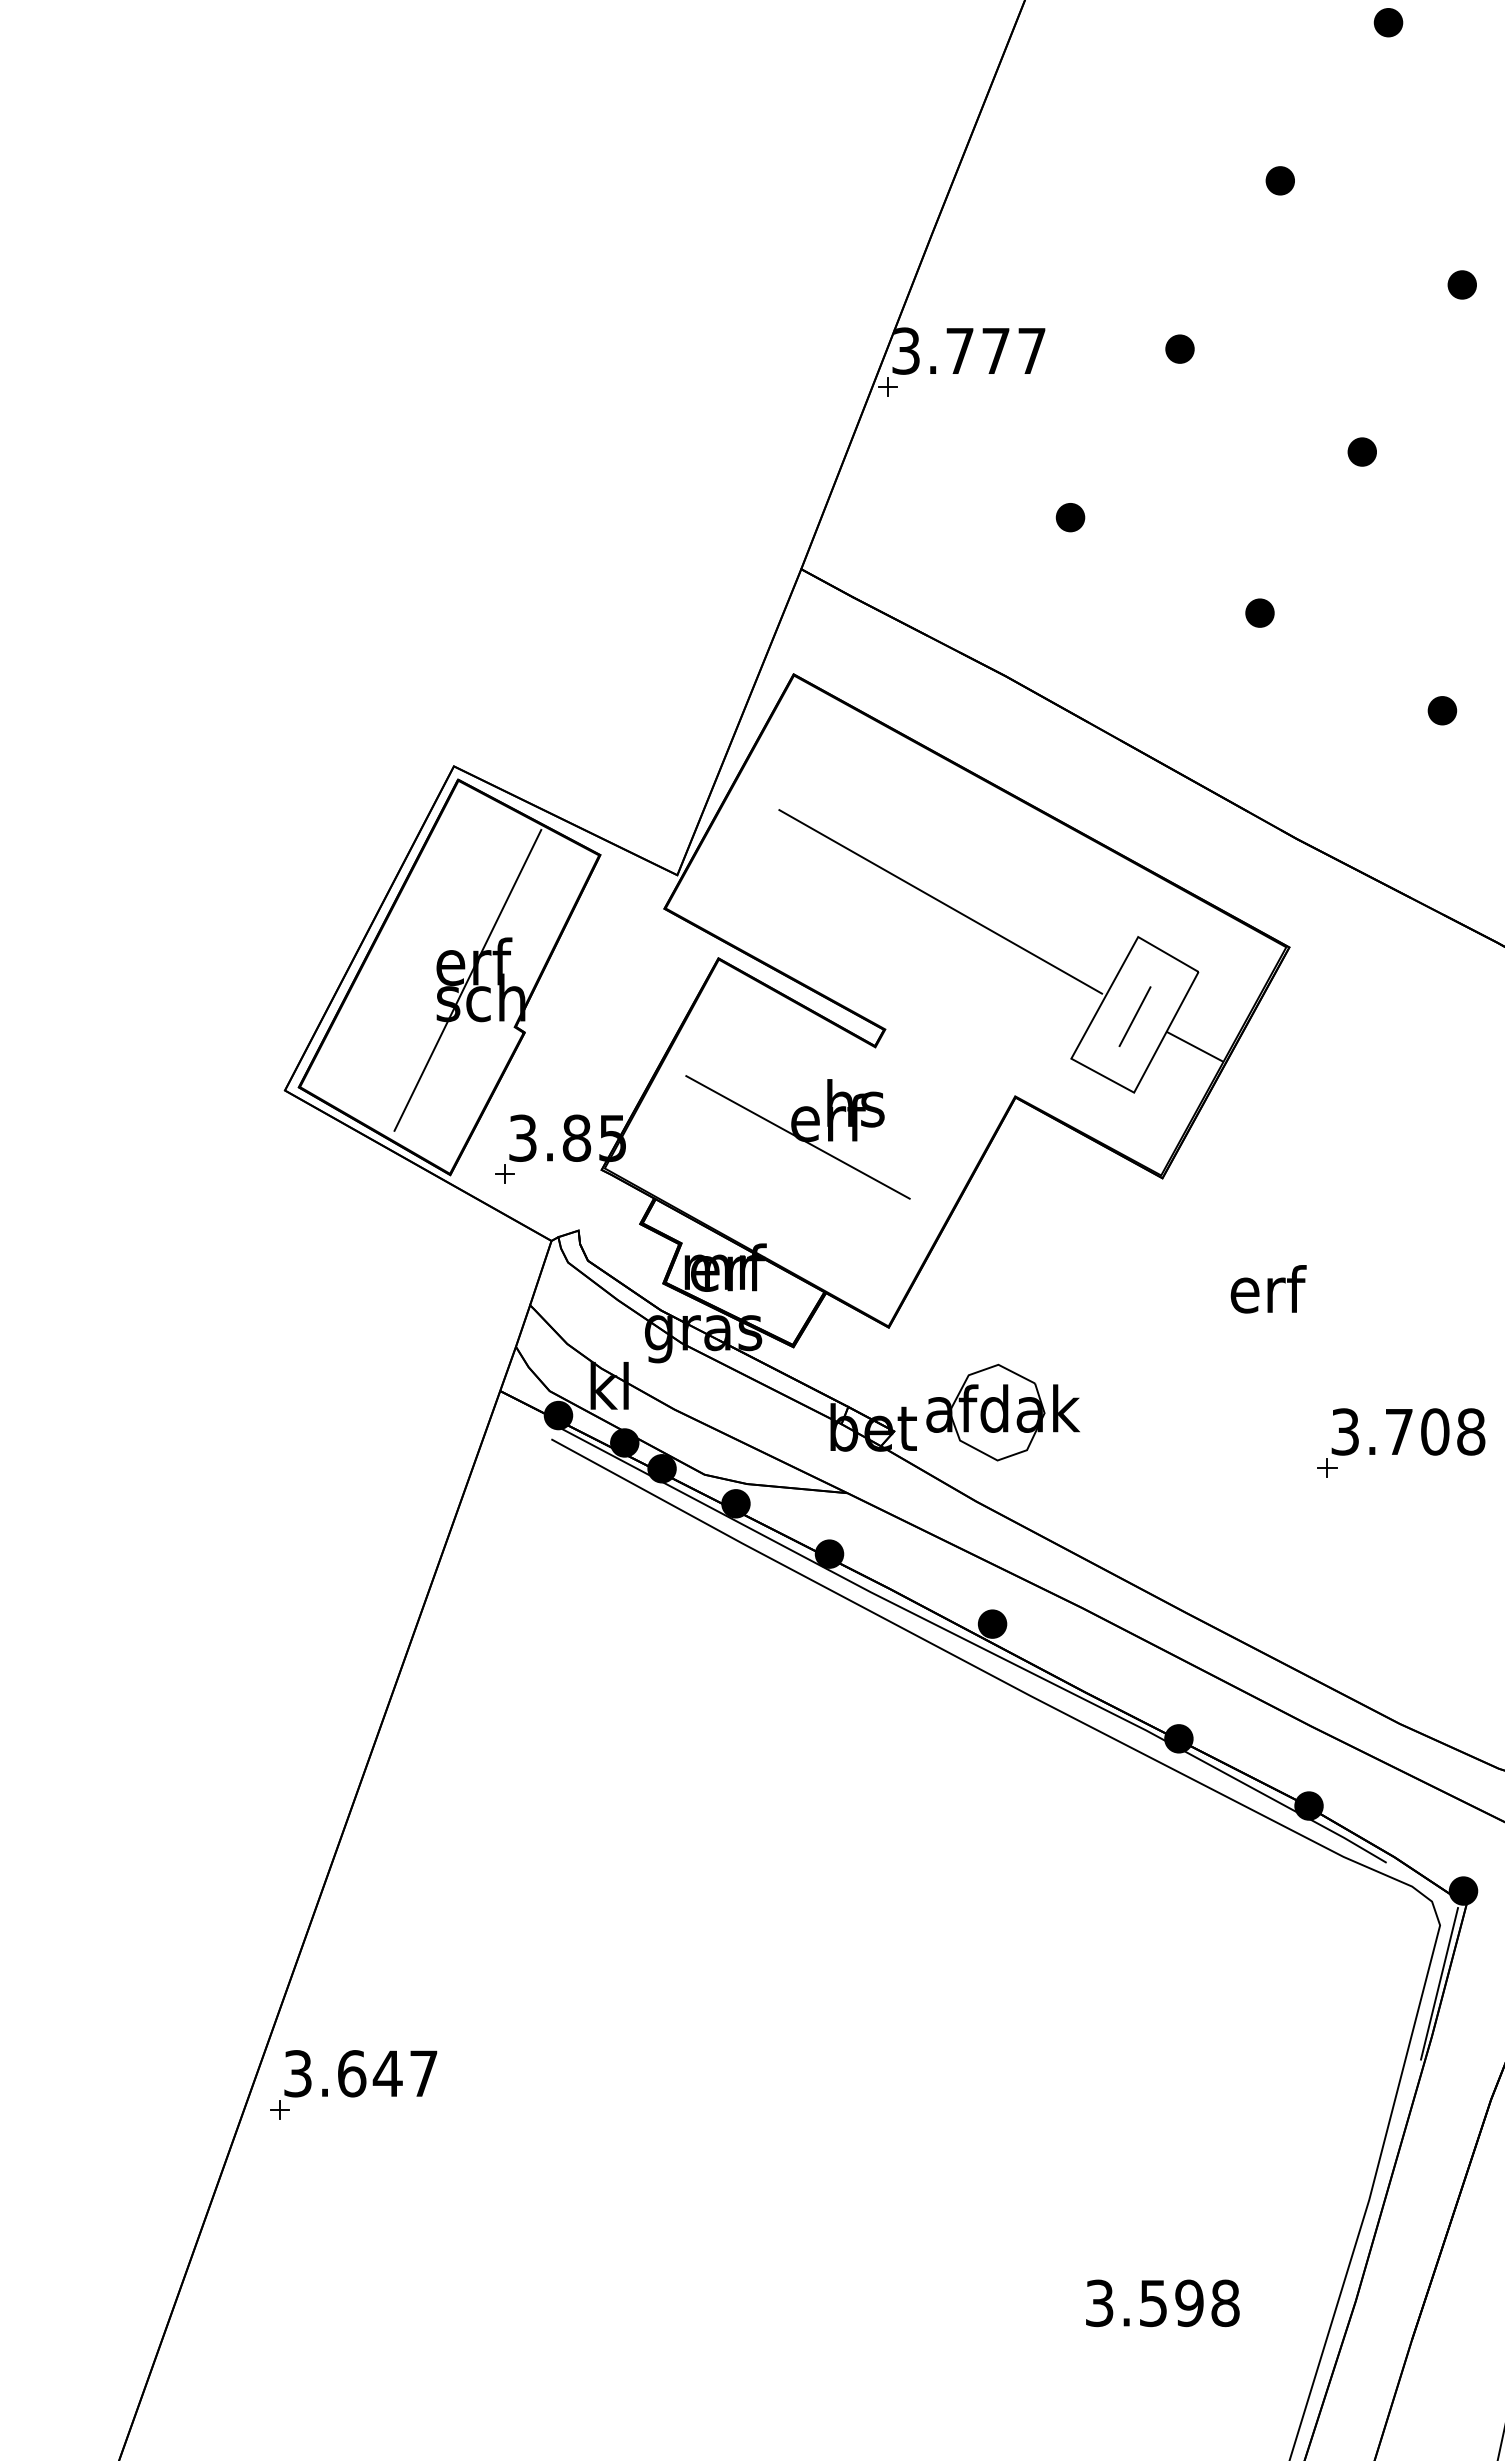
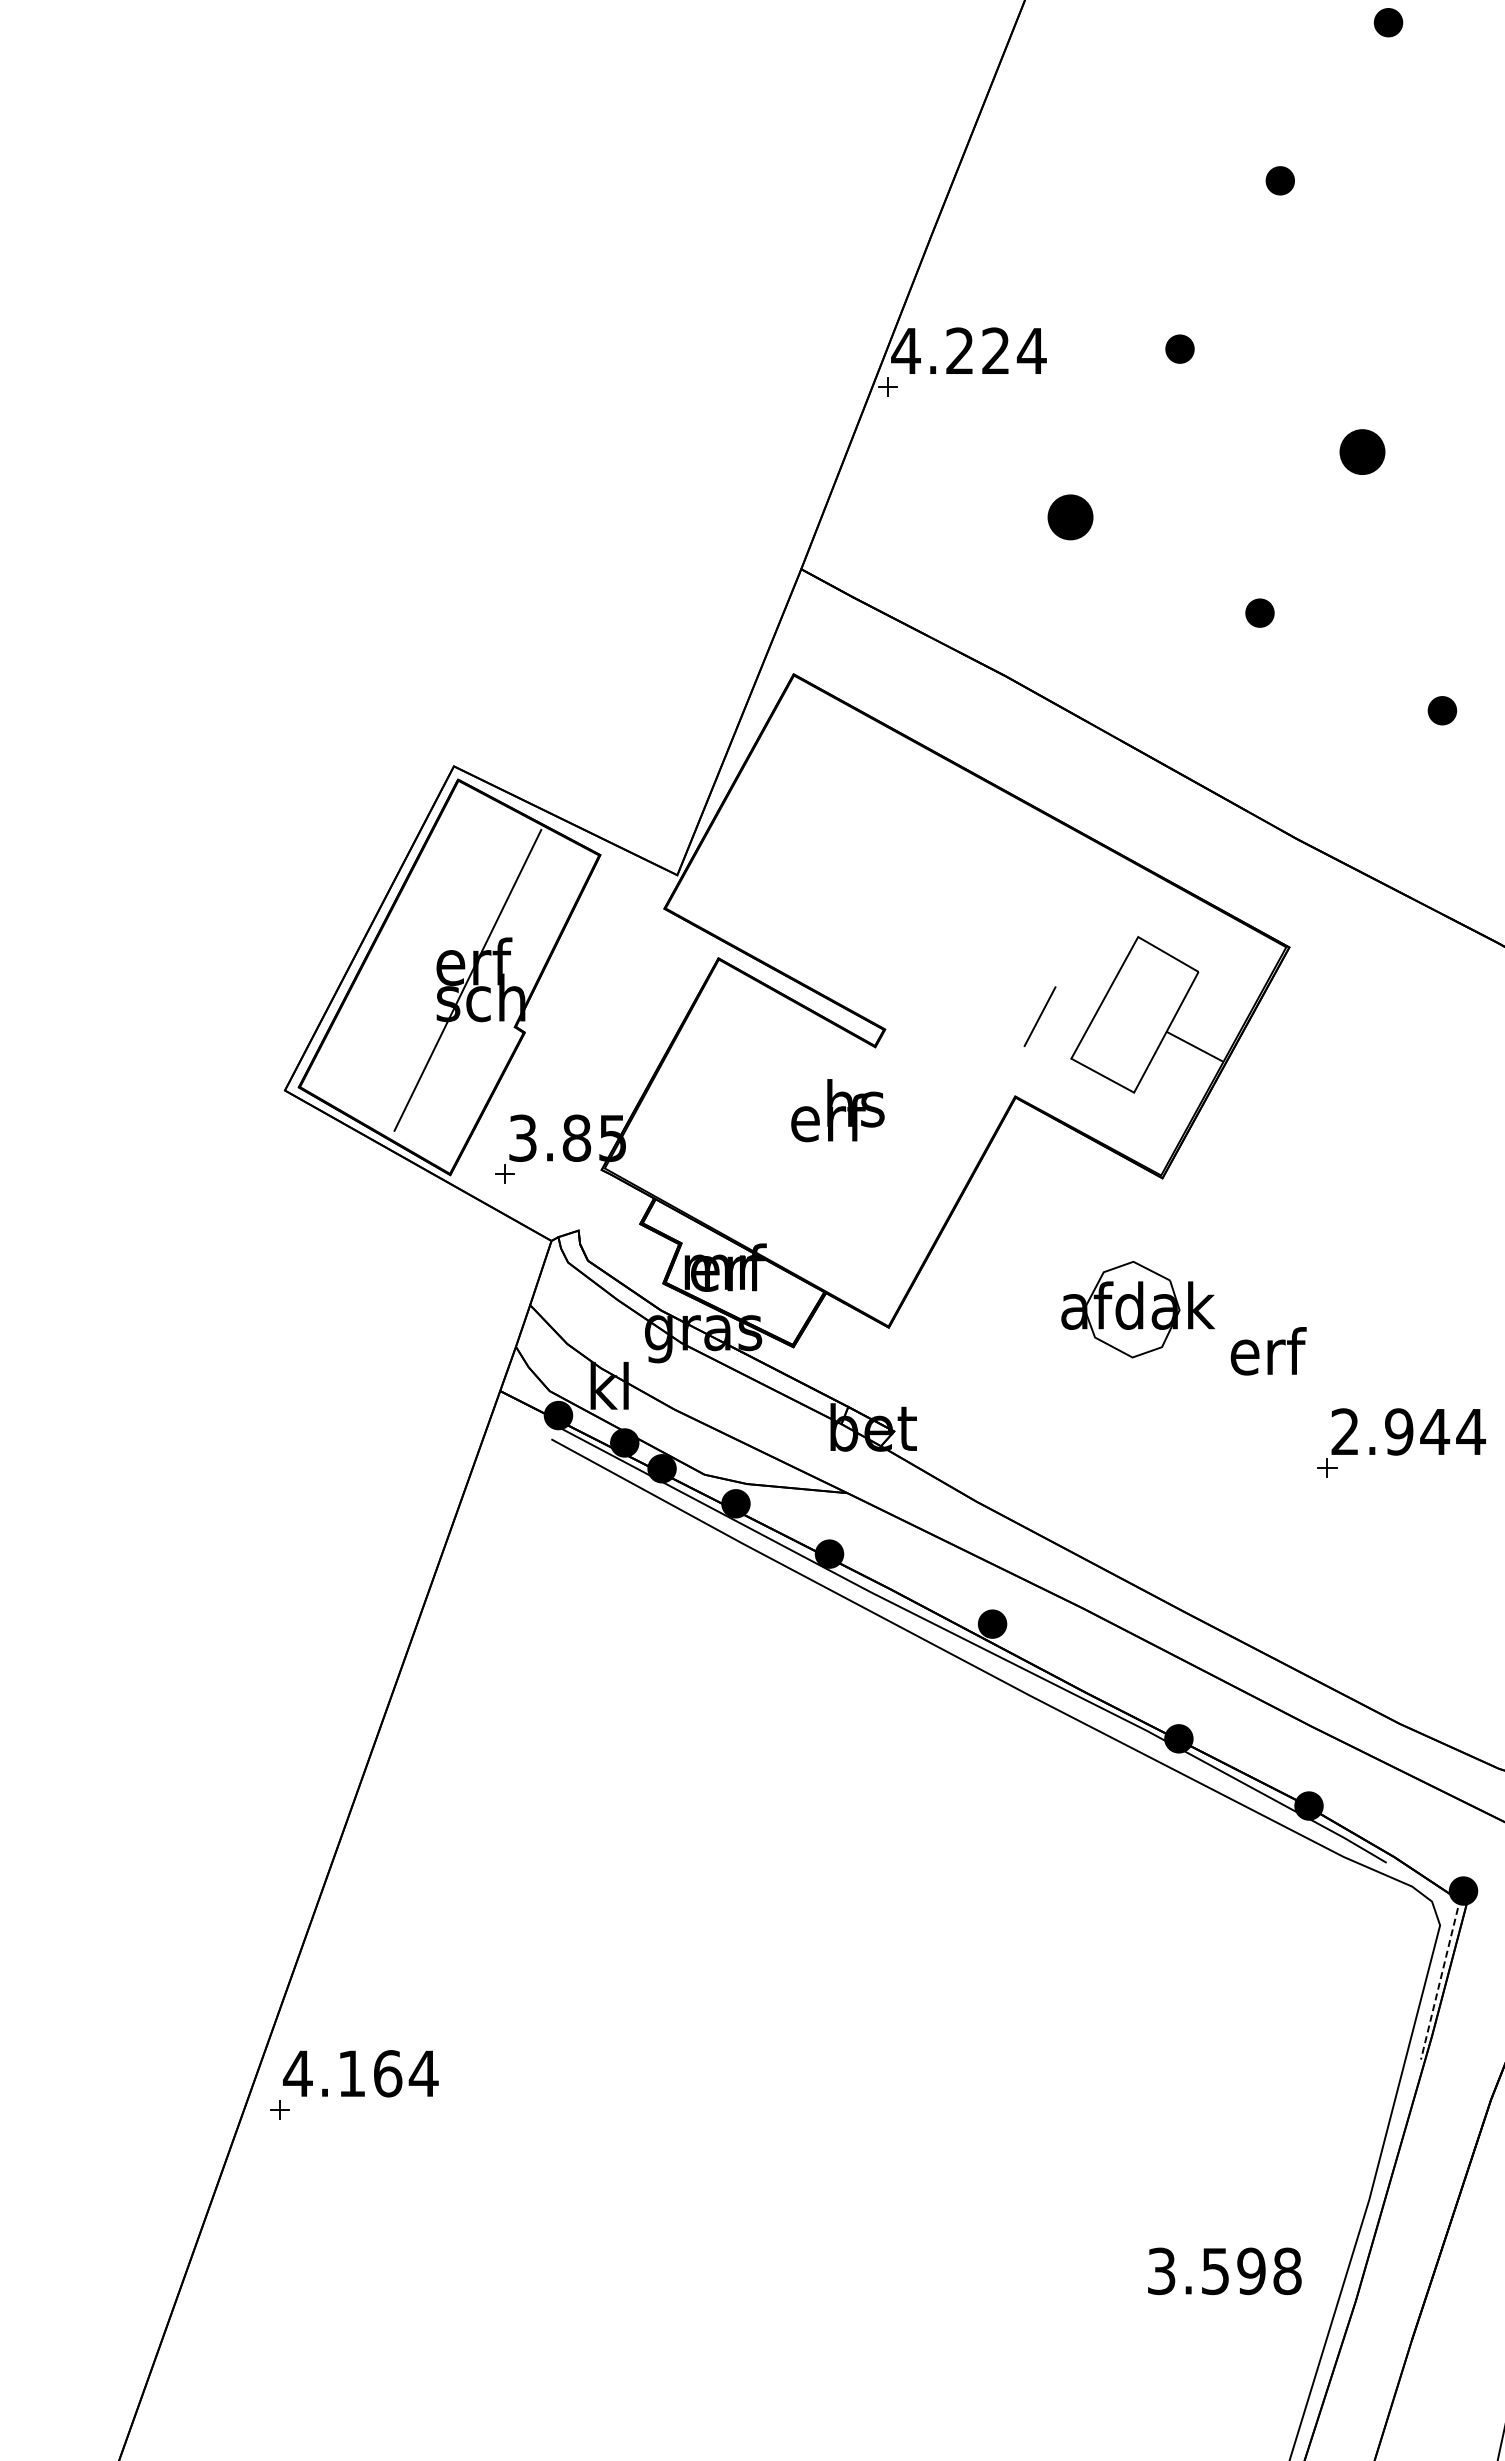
part: present -> none (1461, 284)
text: 3.777 -> 4.224 (968, 350)
part size: 30x30 px -> 47x46 px (1362, 451)
part size: 31x30 px -> 47x47 px (1070, 517)
line: present -> none (940, 901)
line position: (1134, 1016) -> (1039, 1016) (1039, 1016)
line: present -> none (797, 1137)
text position: (1268, 1289) -> (1268, 1351) (1268, 1351)
part position: (1002, 1412) -> (1137, 1309) (1137, 1309)
text: 3.708 -> 2.944 (1408, 1431)
line: solid -> dashed (1439, 1983)
text: 3.647 -> 4.164 (360, 2073)
text position: (1162, 2303) -> (1224, 2271) (1224, 2271)
